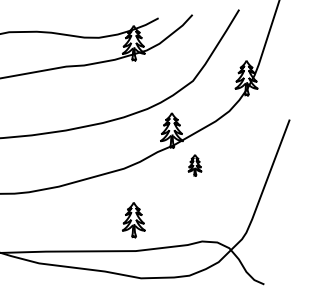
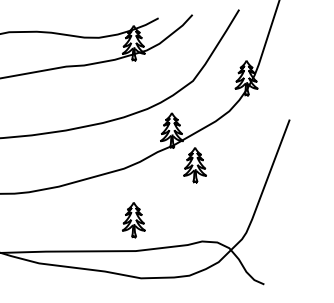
part size: 16x23 px -> 24x37 px (194, 165)
